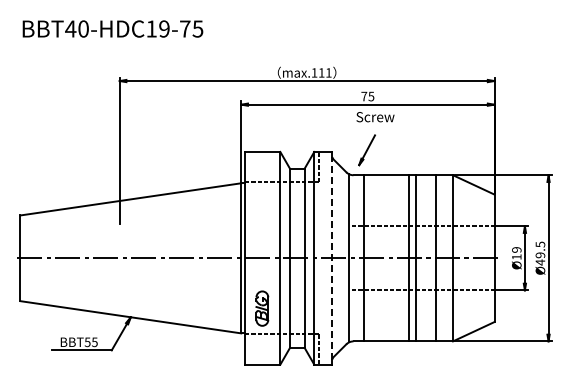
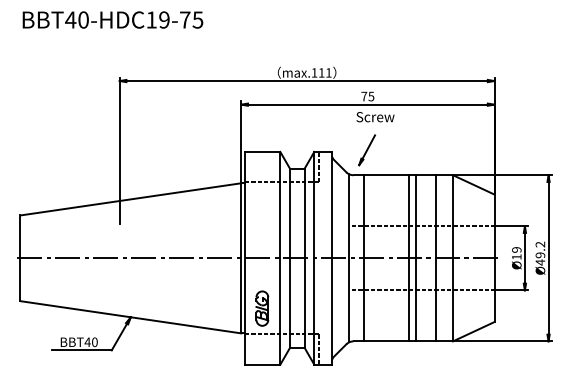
text position: (112, 28) -> (112, 19) (112, 19)
text: 49.5 -> 49.2 (540, 244)
line: dashed -> solid (332, 257)
text: BBT55 -> BBT40 (90, 342)
